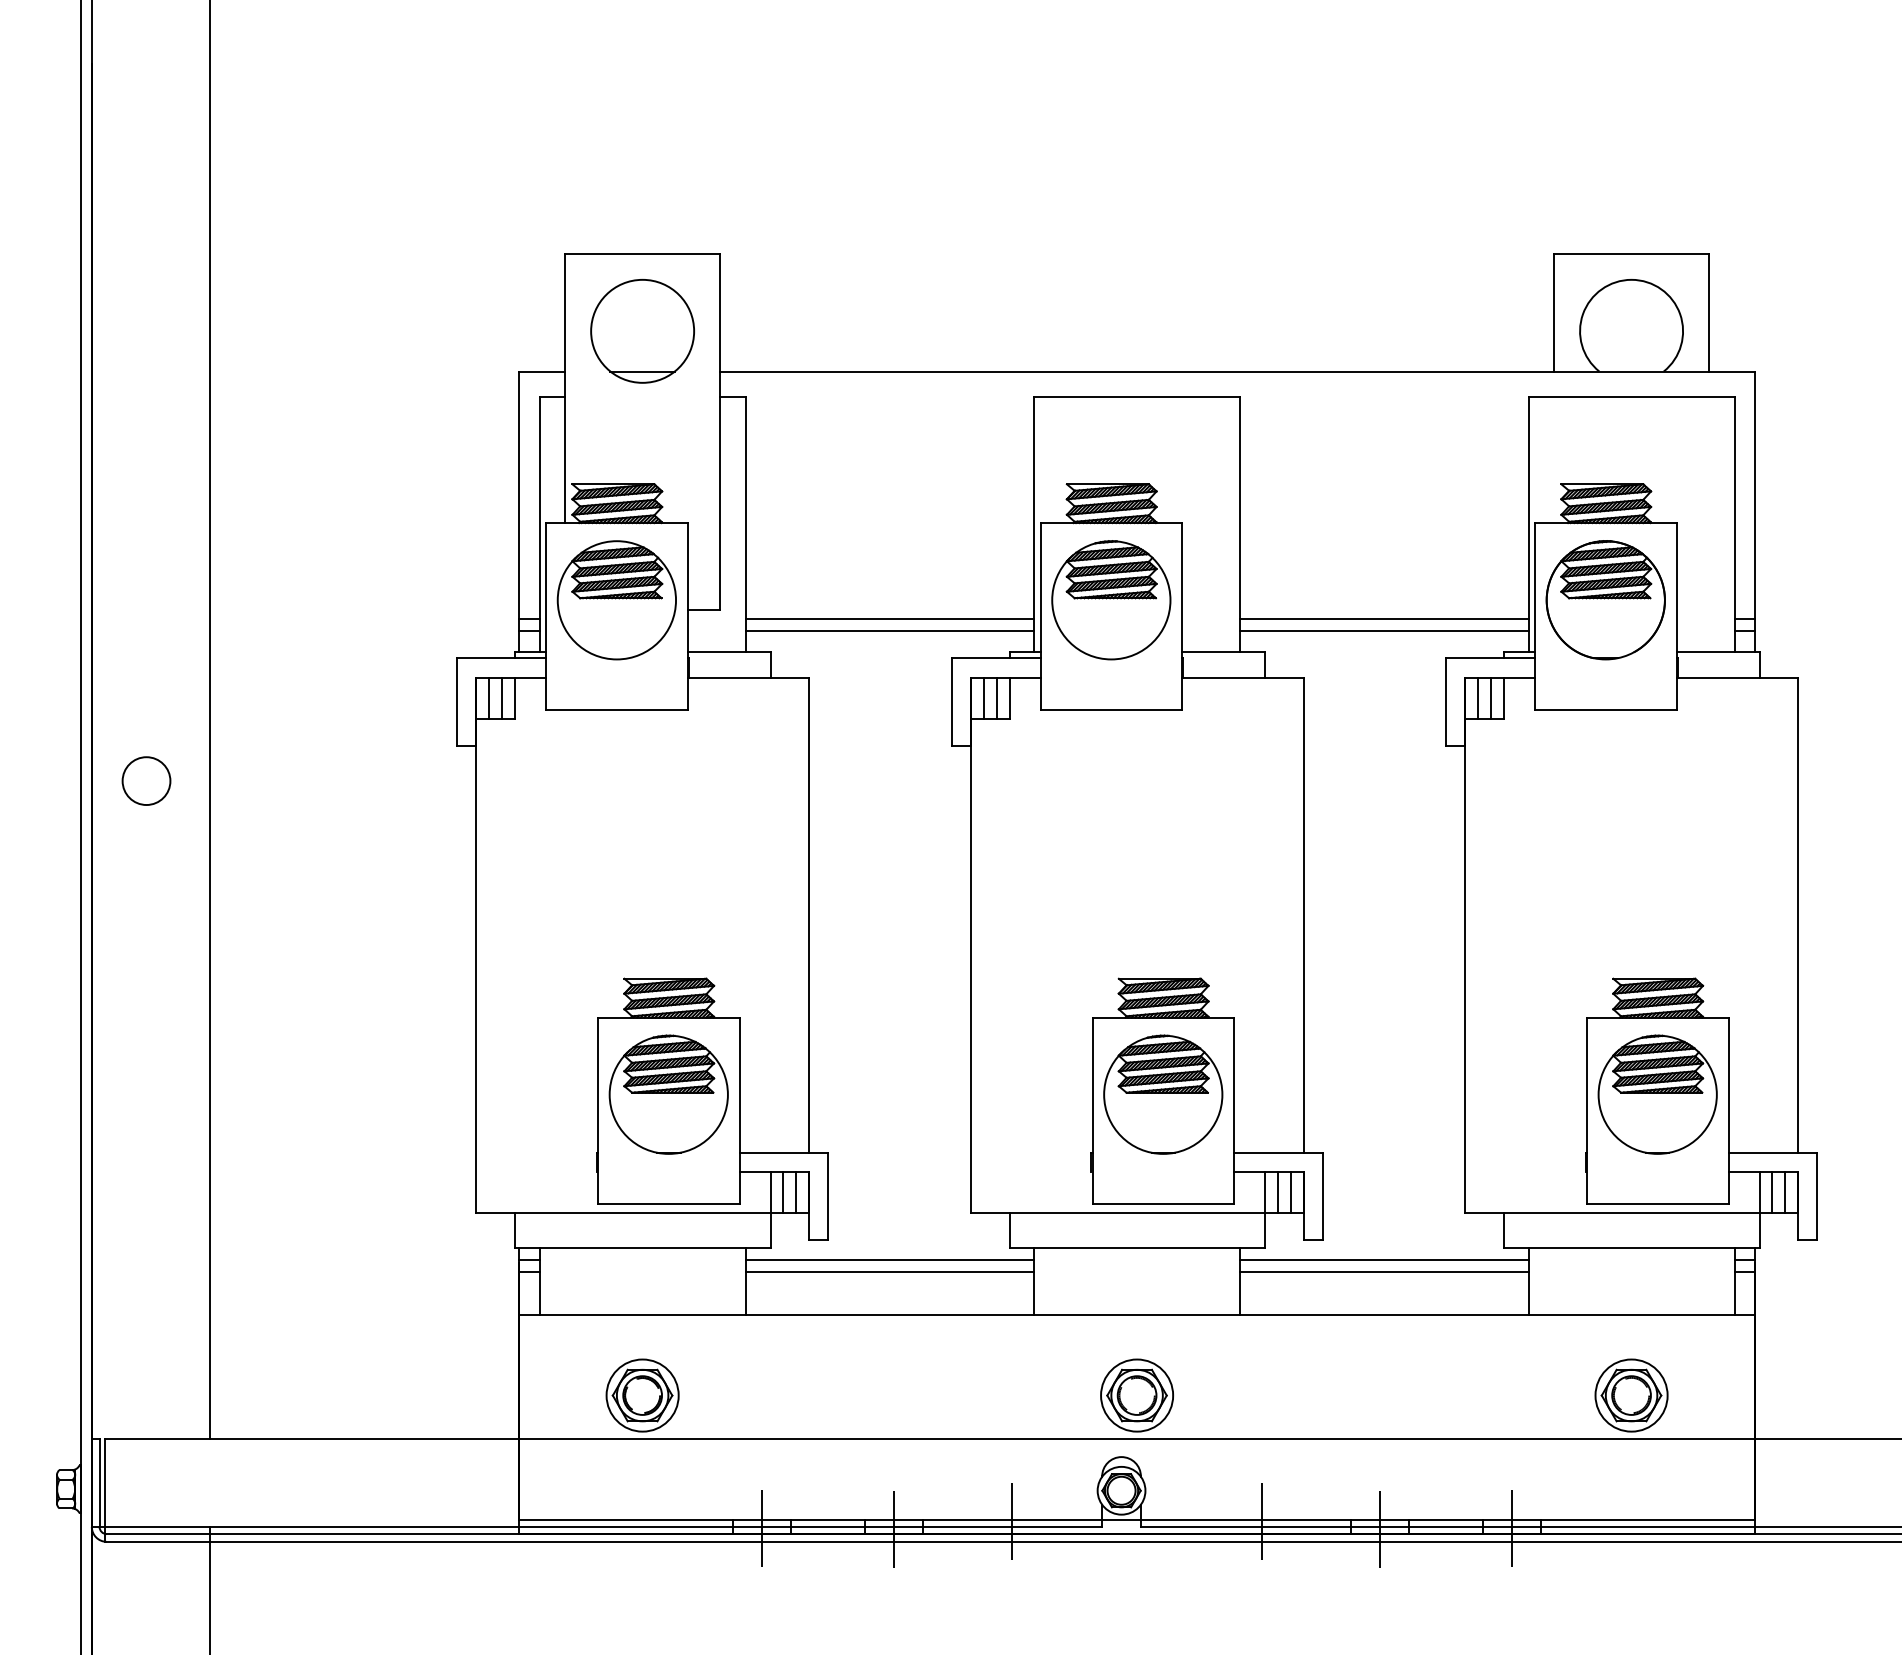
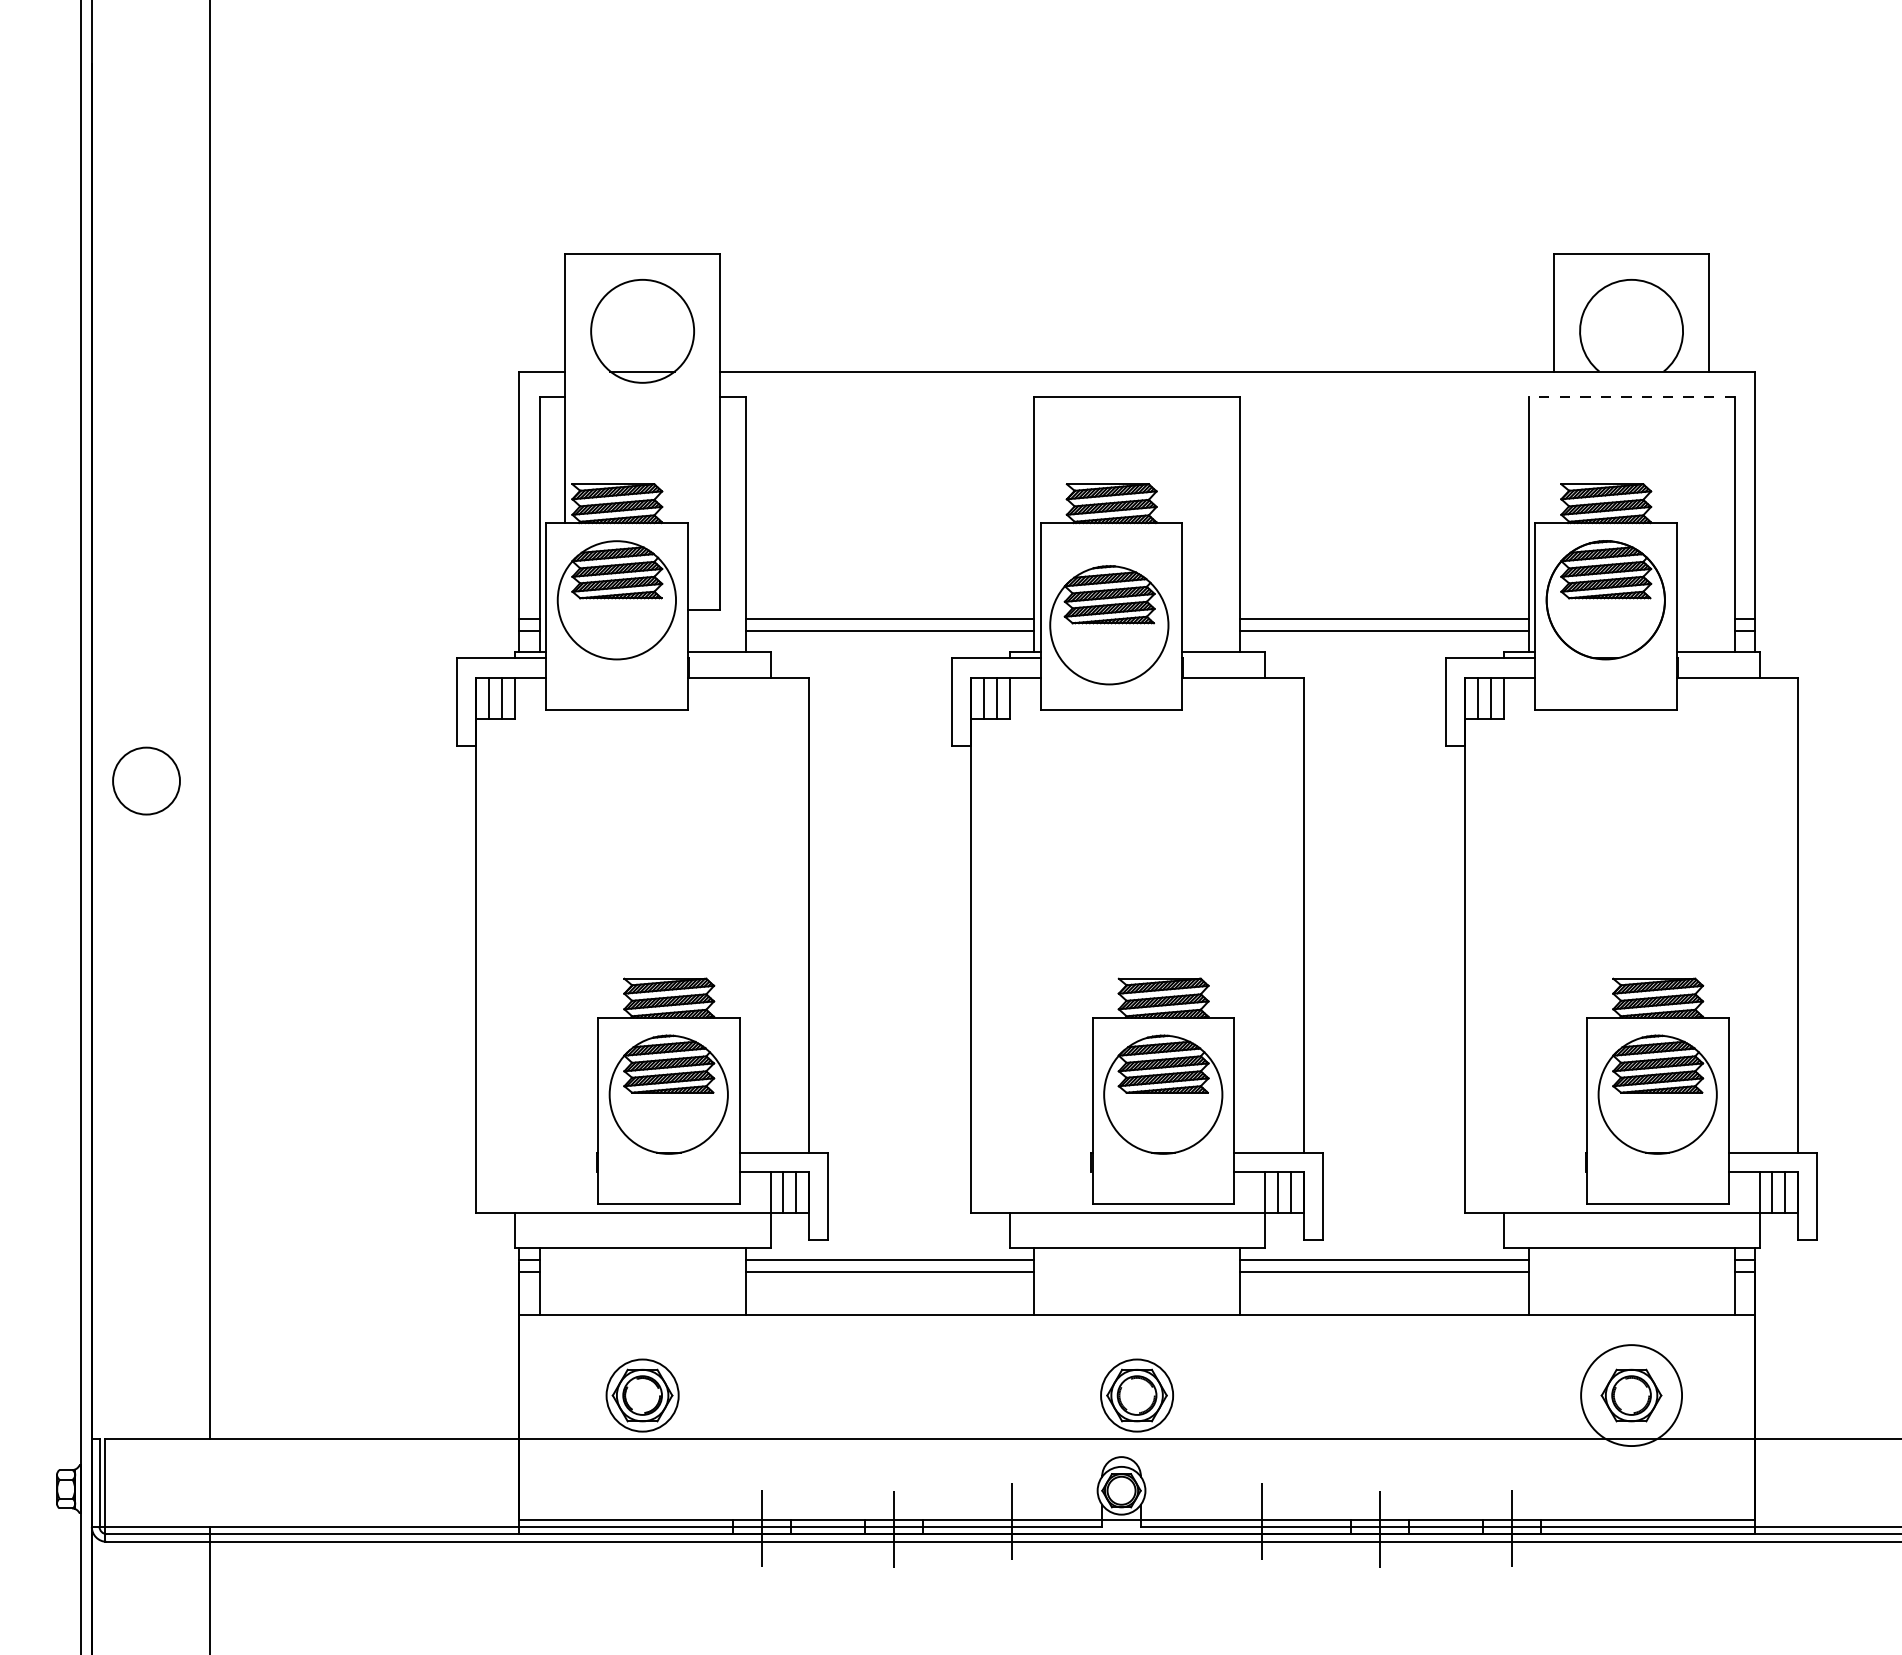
line: solid -> dashed (1631, 396)
part position: (1111, 600) -> (1109, 625) (1109, 625)
circle diameter: 48 px -> 67 px (146, 780)
circle diameter: 72 px -> 101 px (1631, 1395)
